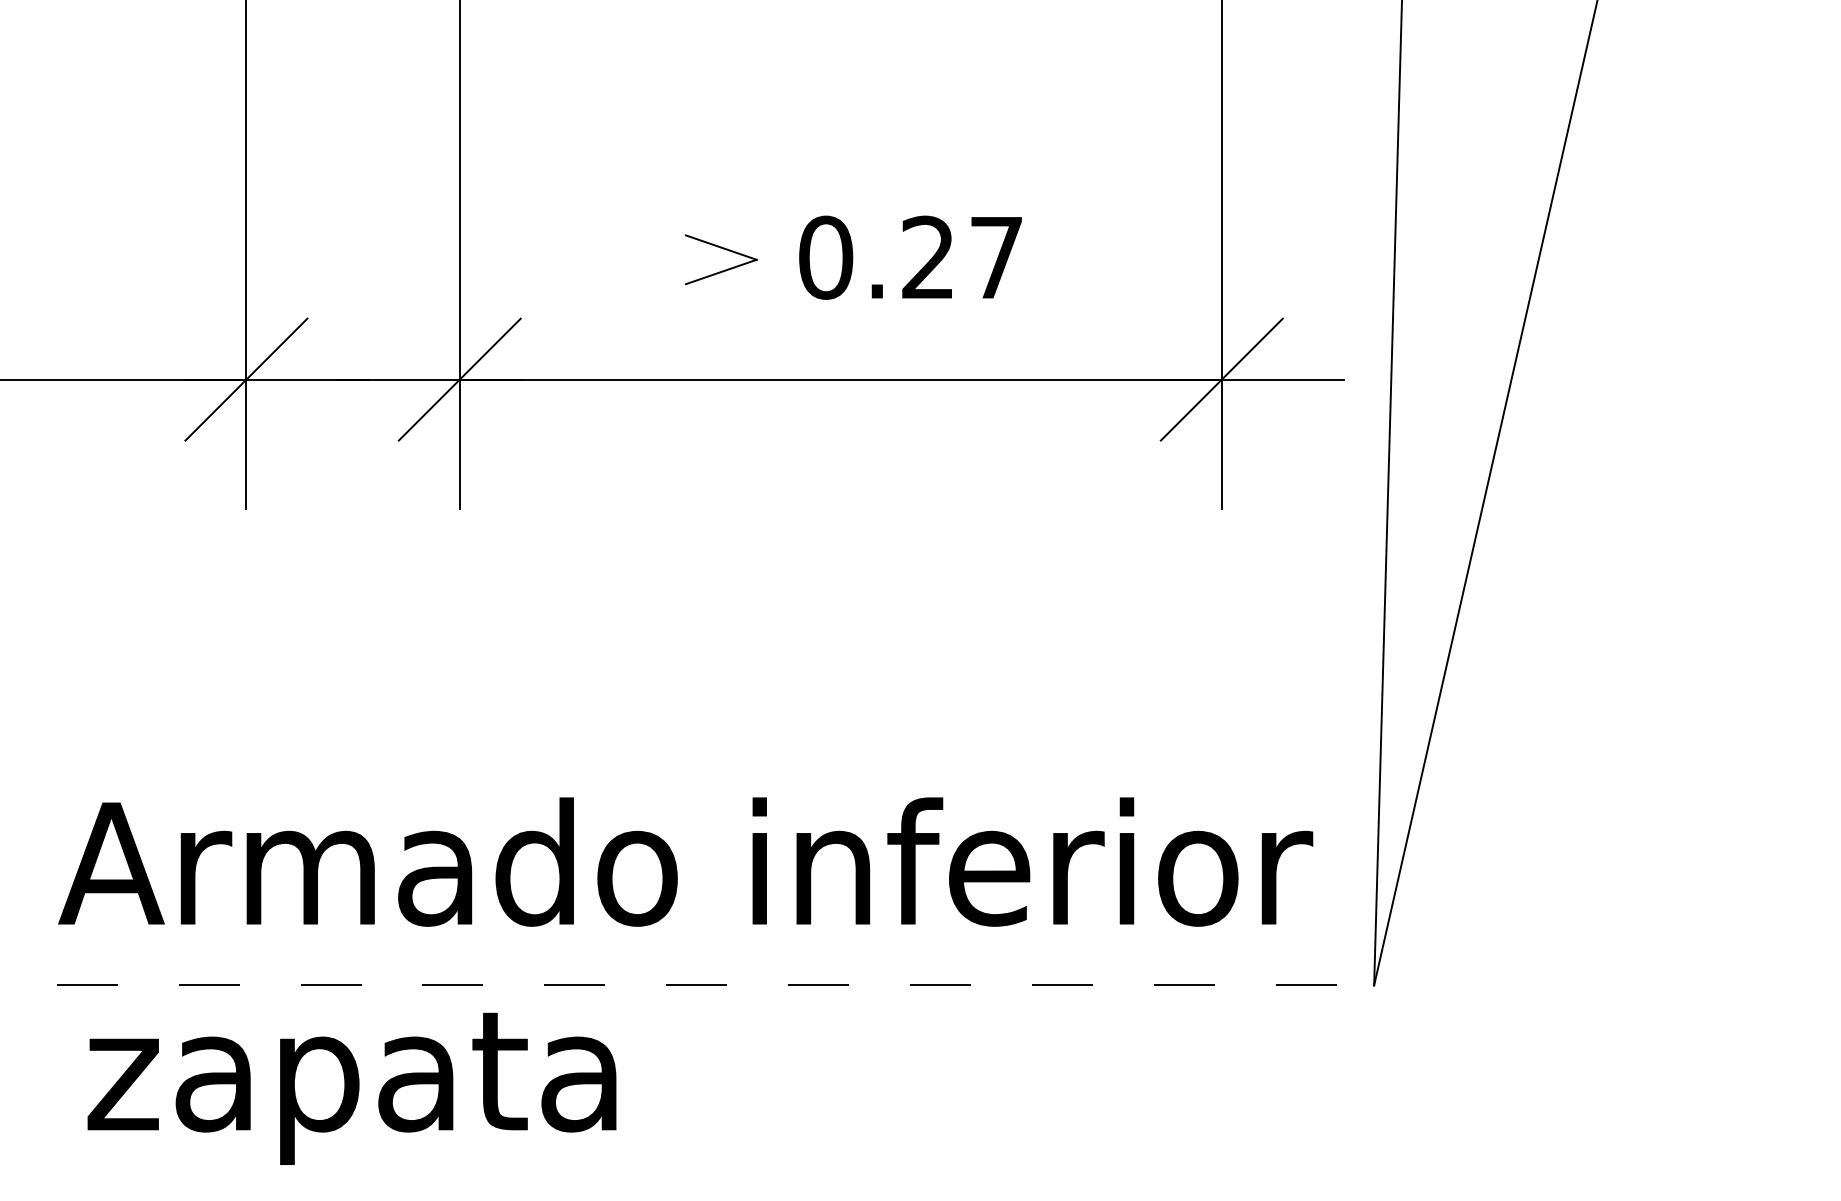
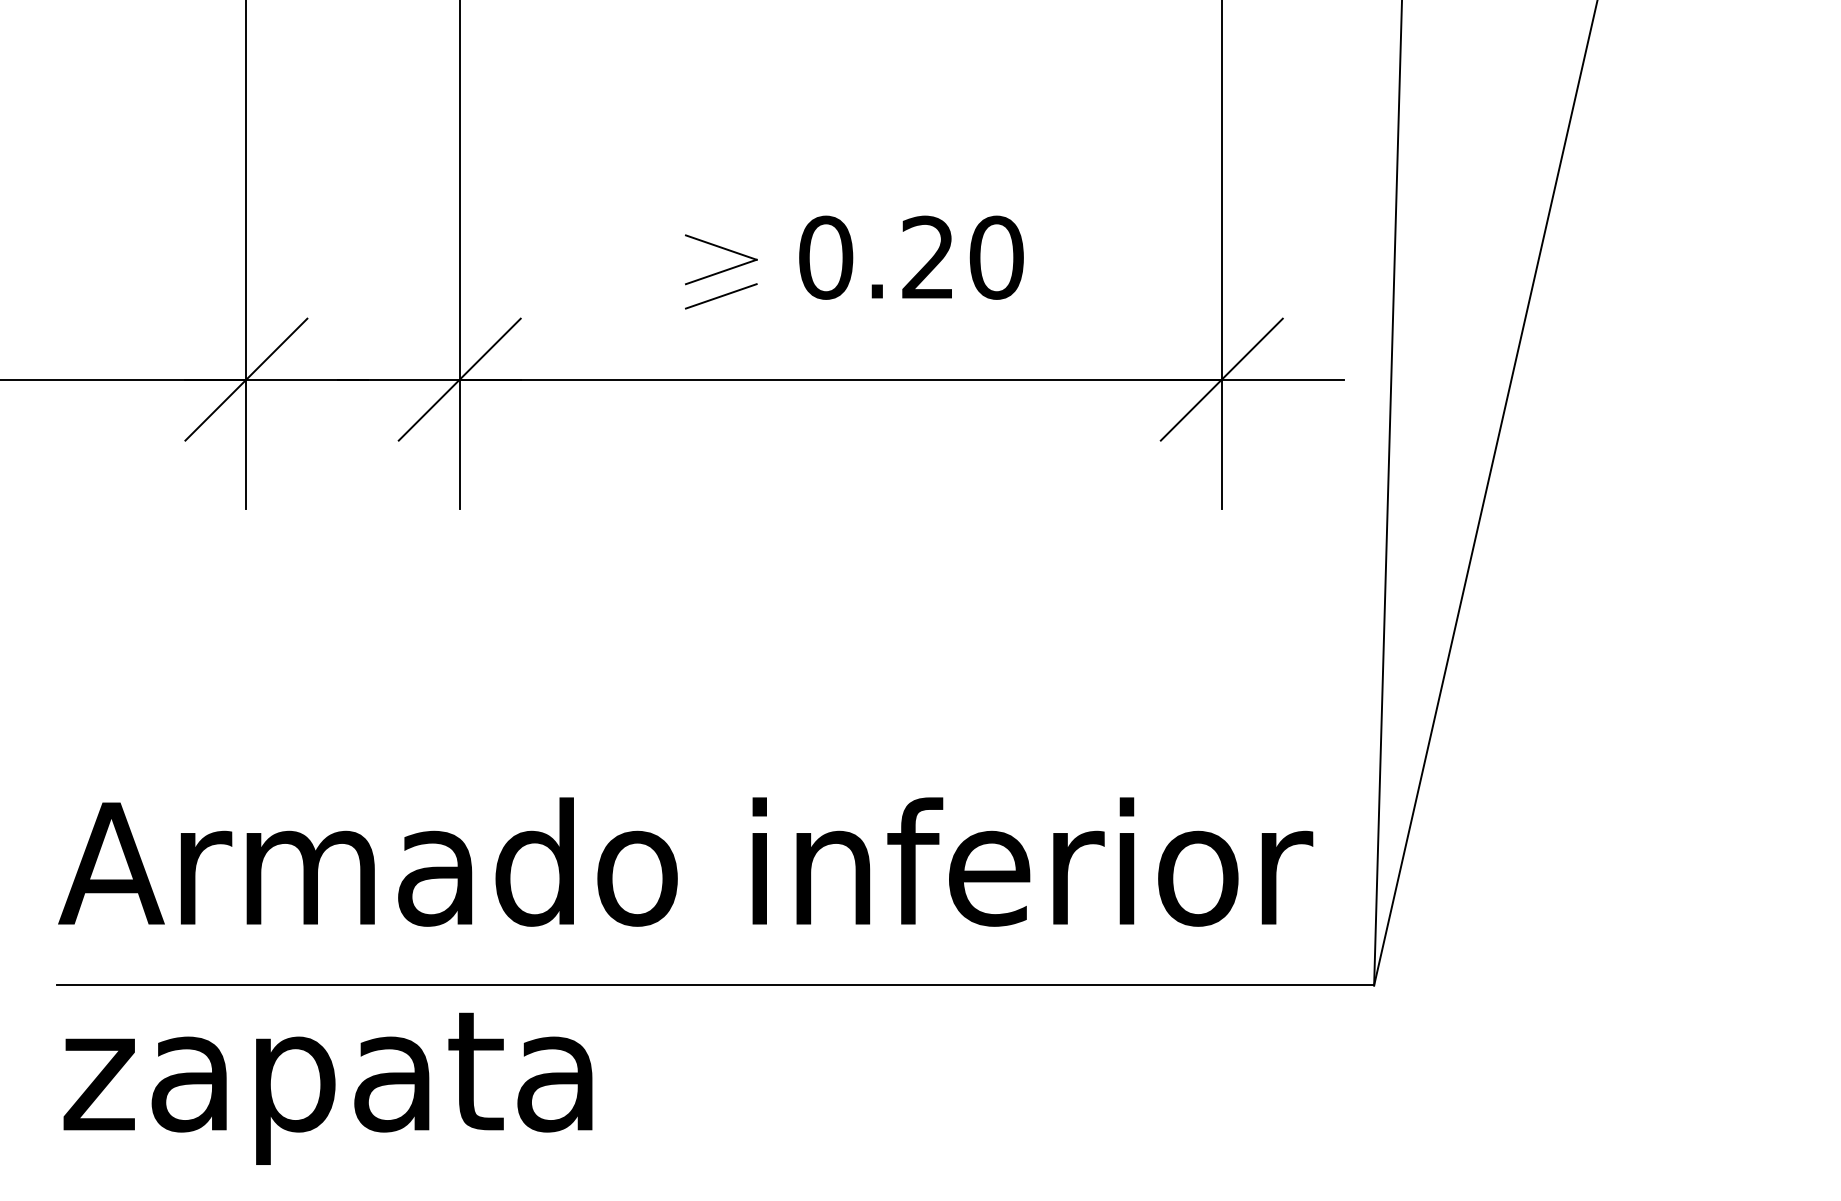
text: 0.27 -> 0.20 (996, 257)
line: none -> present (720, 296)
line: dashed -> solid (715, 985)
text position: (351, 1088) -> (327, 1088) (327, 1088)
